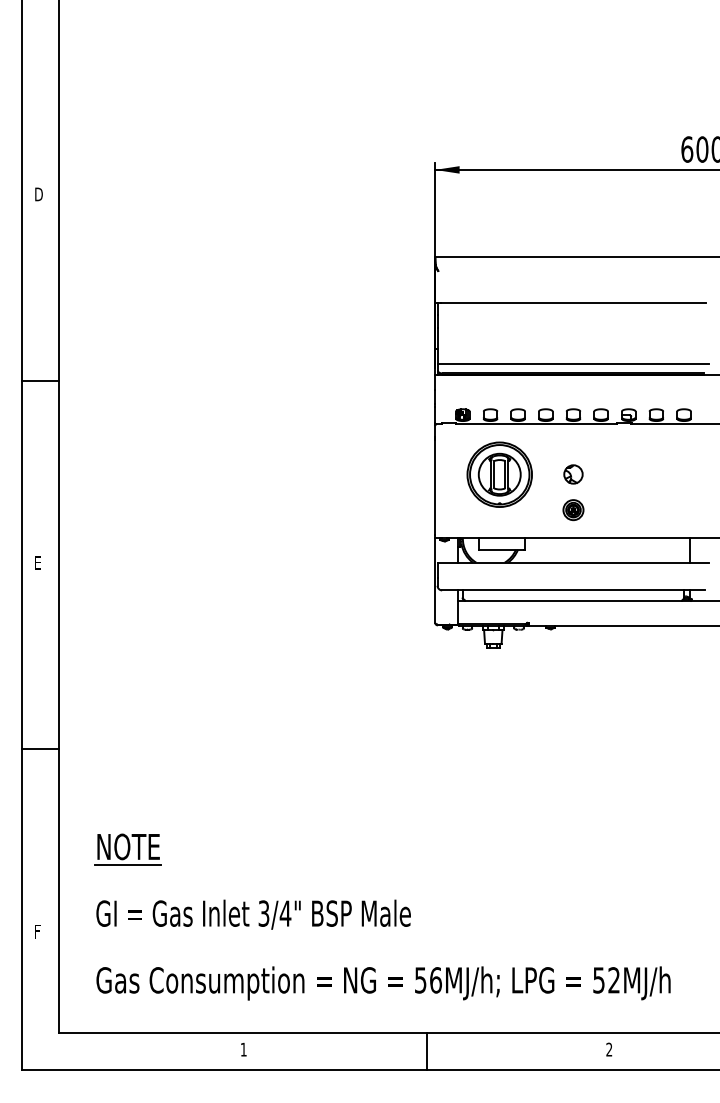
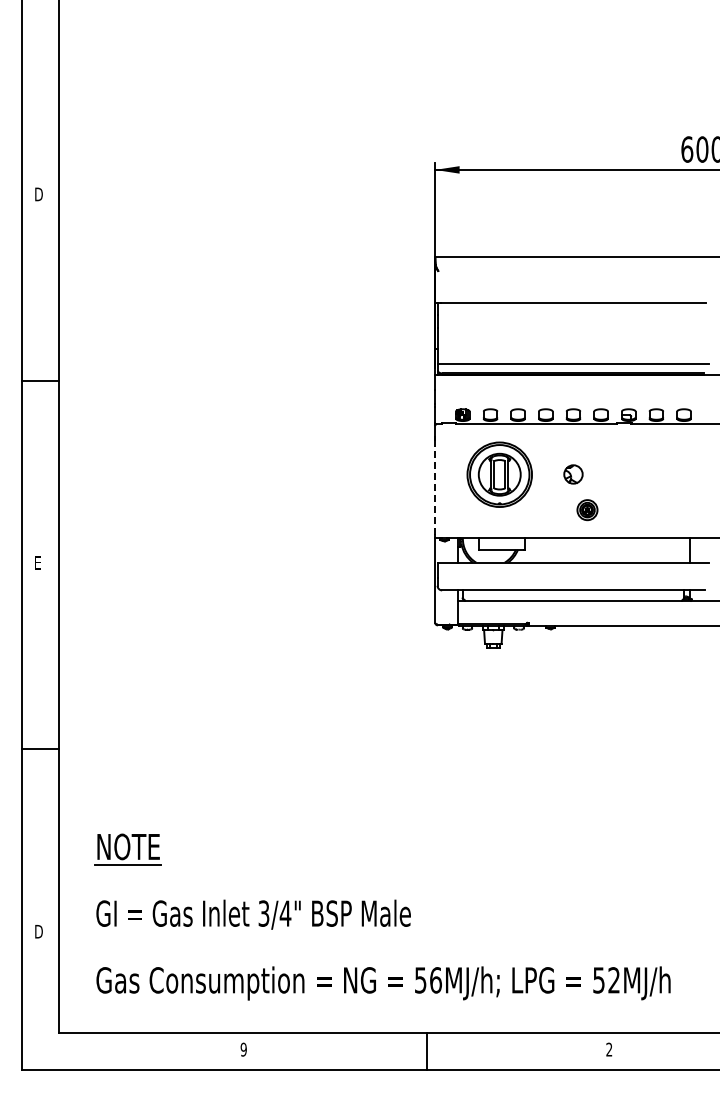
line: solid -> dashed (435, 487)
part position: (573, 510) -> (587, 510) (587, 510)
text: F -> D (38, 931)
text: 1 -> 9 (243, 1049)
